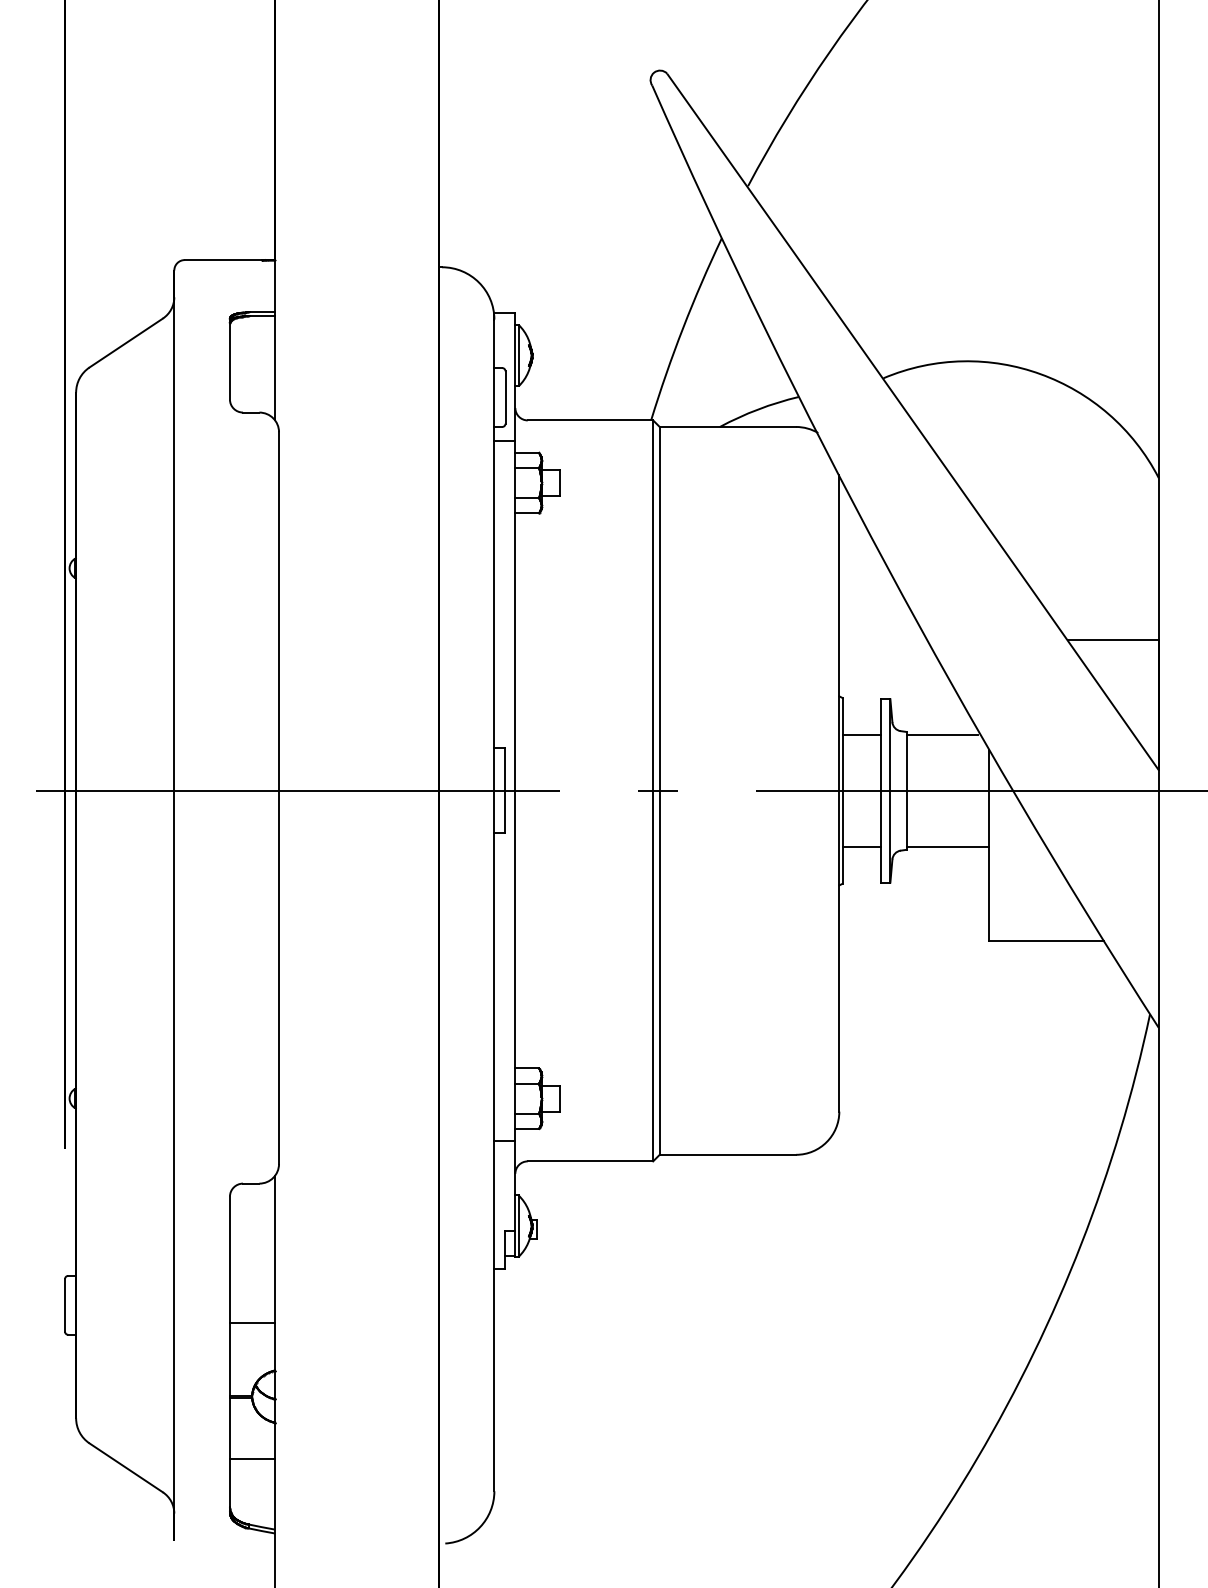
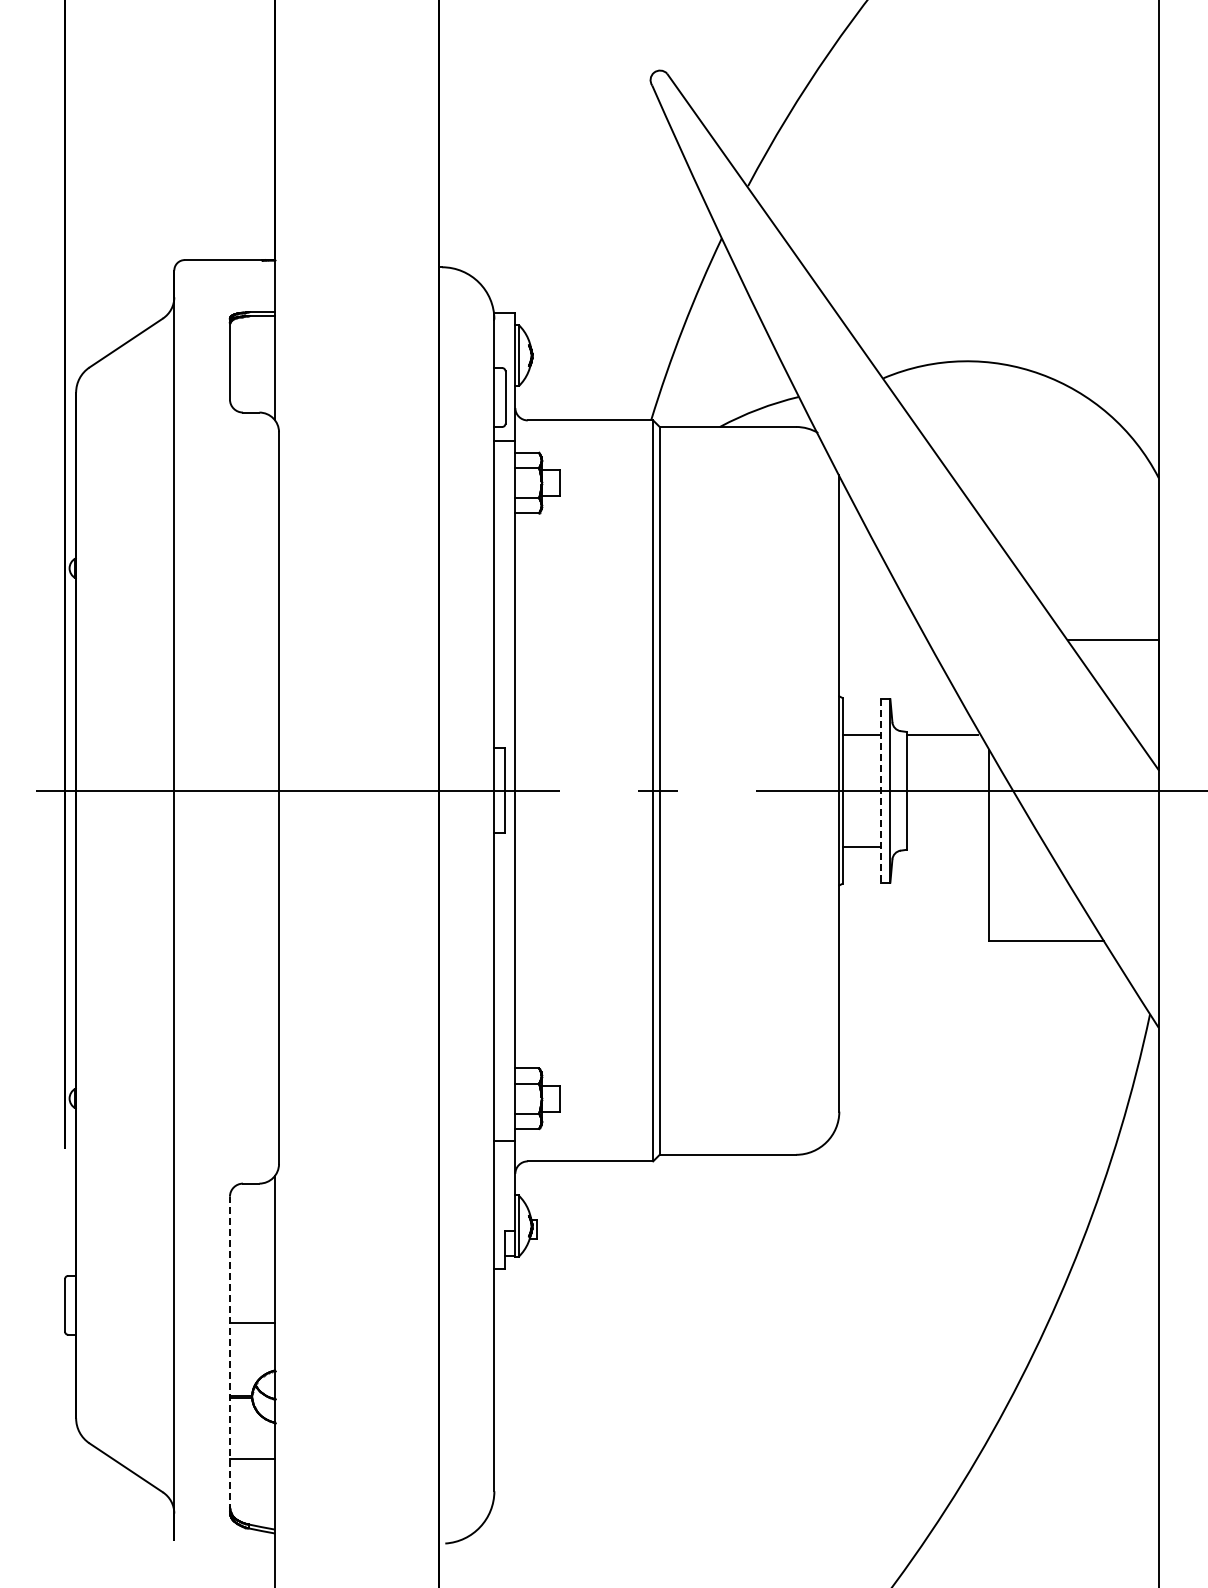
line: solid -> dashed (880, 790)
line: present -> none (947, 846)
line: solid -> dashed (229, 1353)
